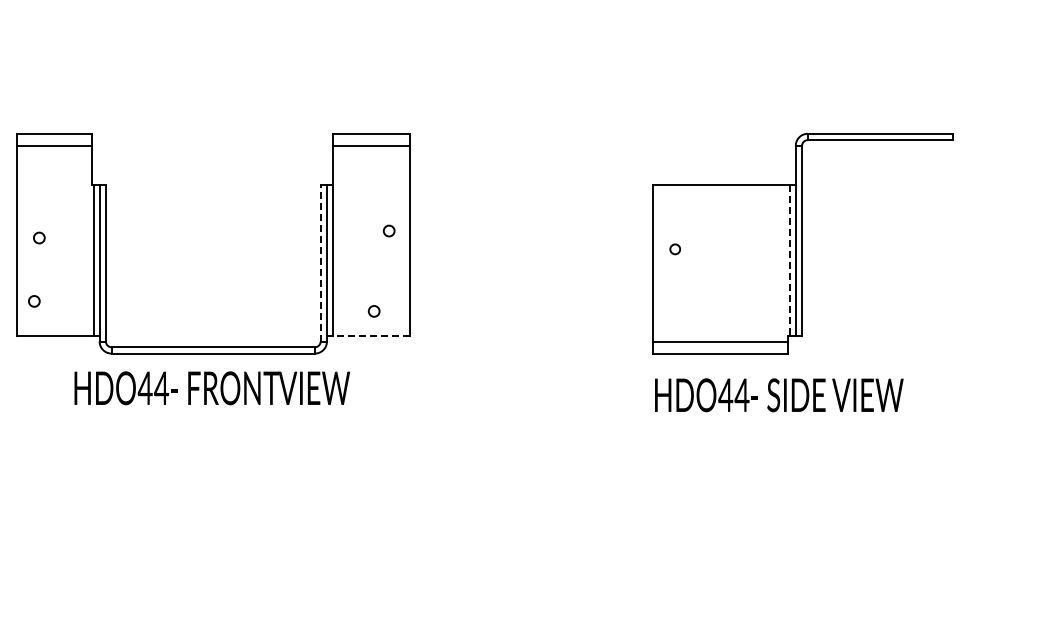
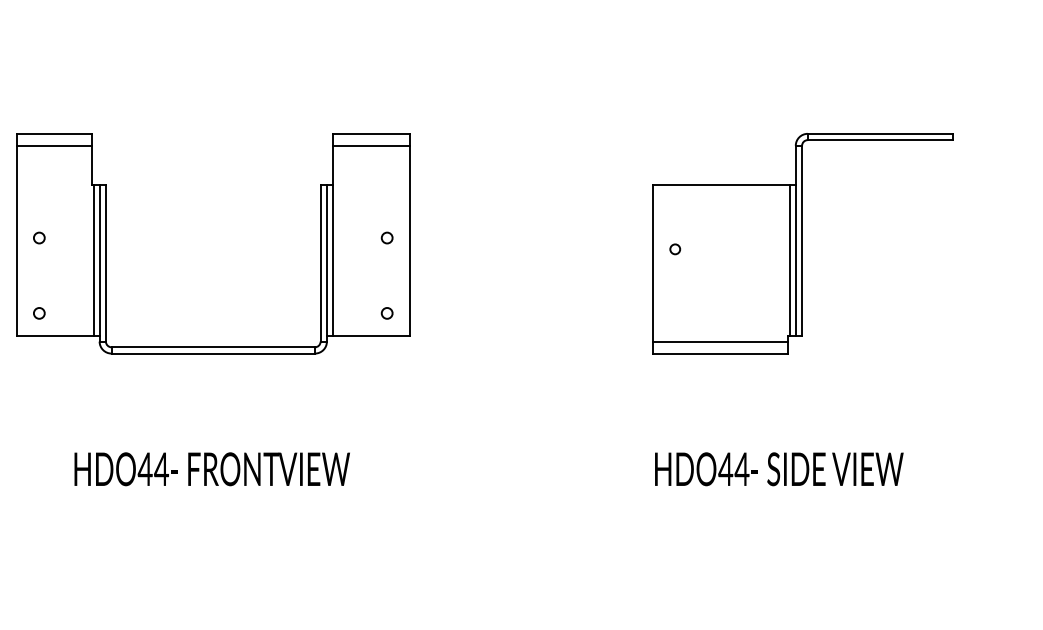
circle position: (388, 230) -> (386, 237) (386, 237)
line: dashed -> solid (790, 261)
line: dashed -> solid (320, 262)
circle position: (34, 301) -> (39, 313) (39, 313)
circle position: (373, 311) -> (386, 313) (386, 313)
line: dashed -> solid (371, 336)
text position: (211, 388) -> (211, 469) (211, 469)
text position: (779, 395) -> (779, 469) (779, 469)
